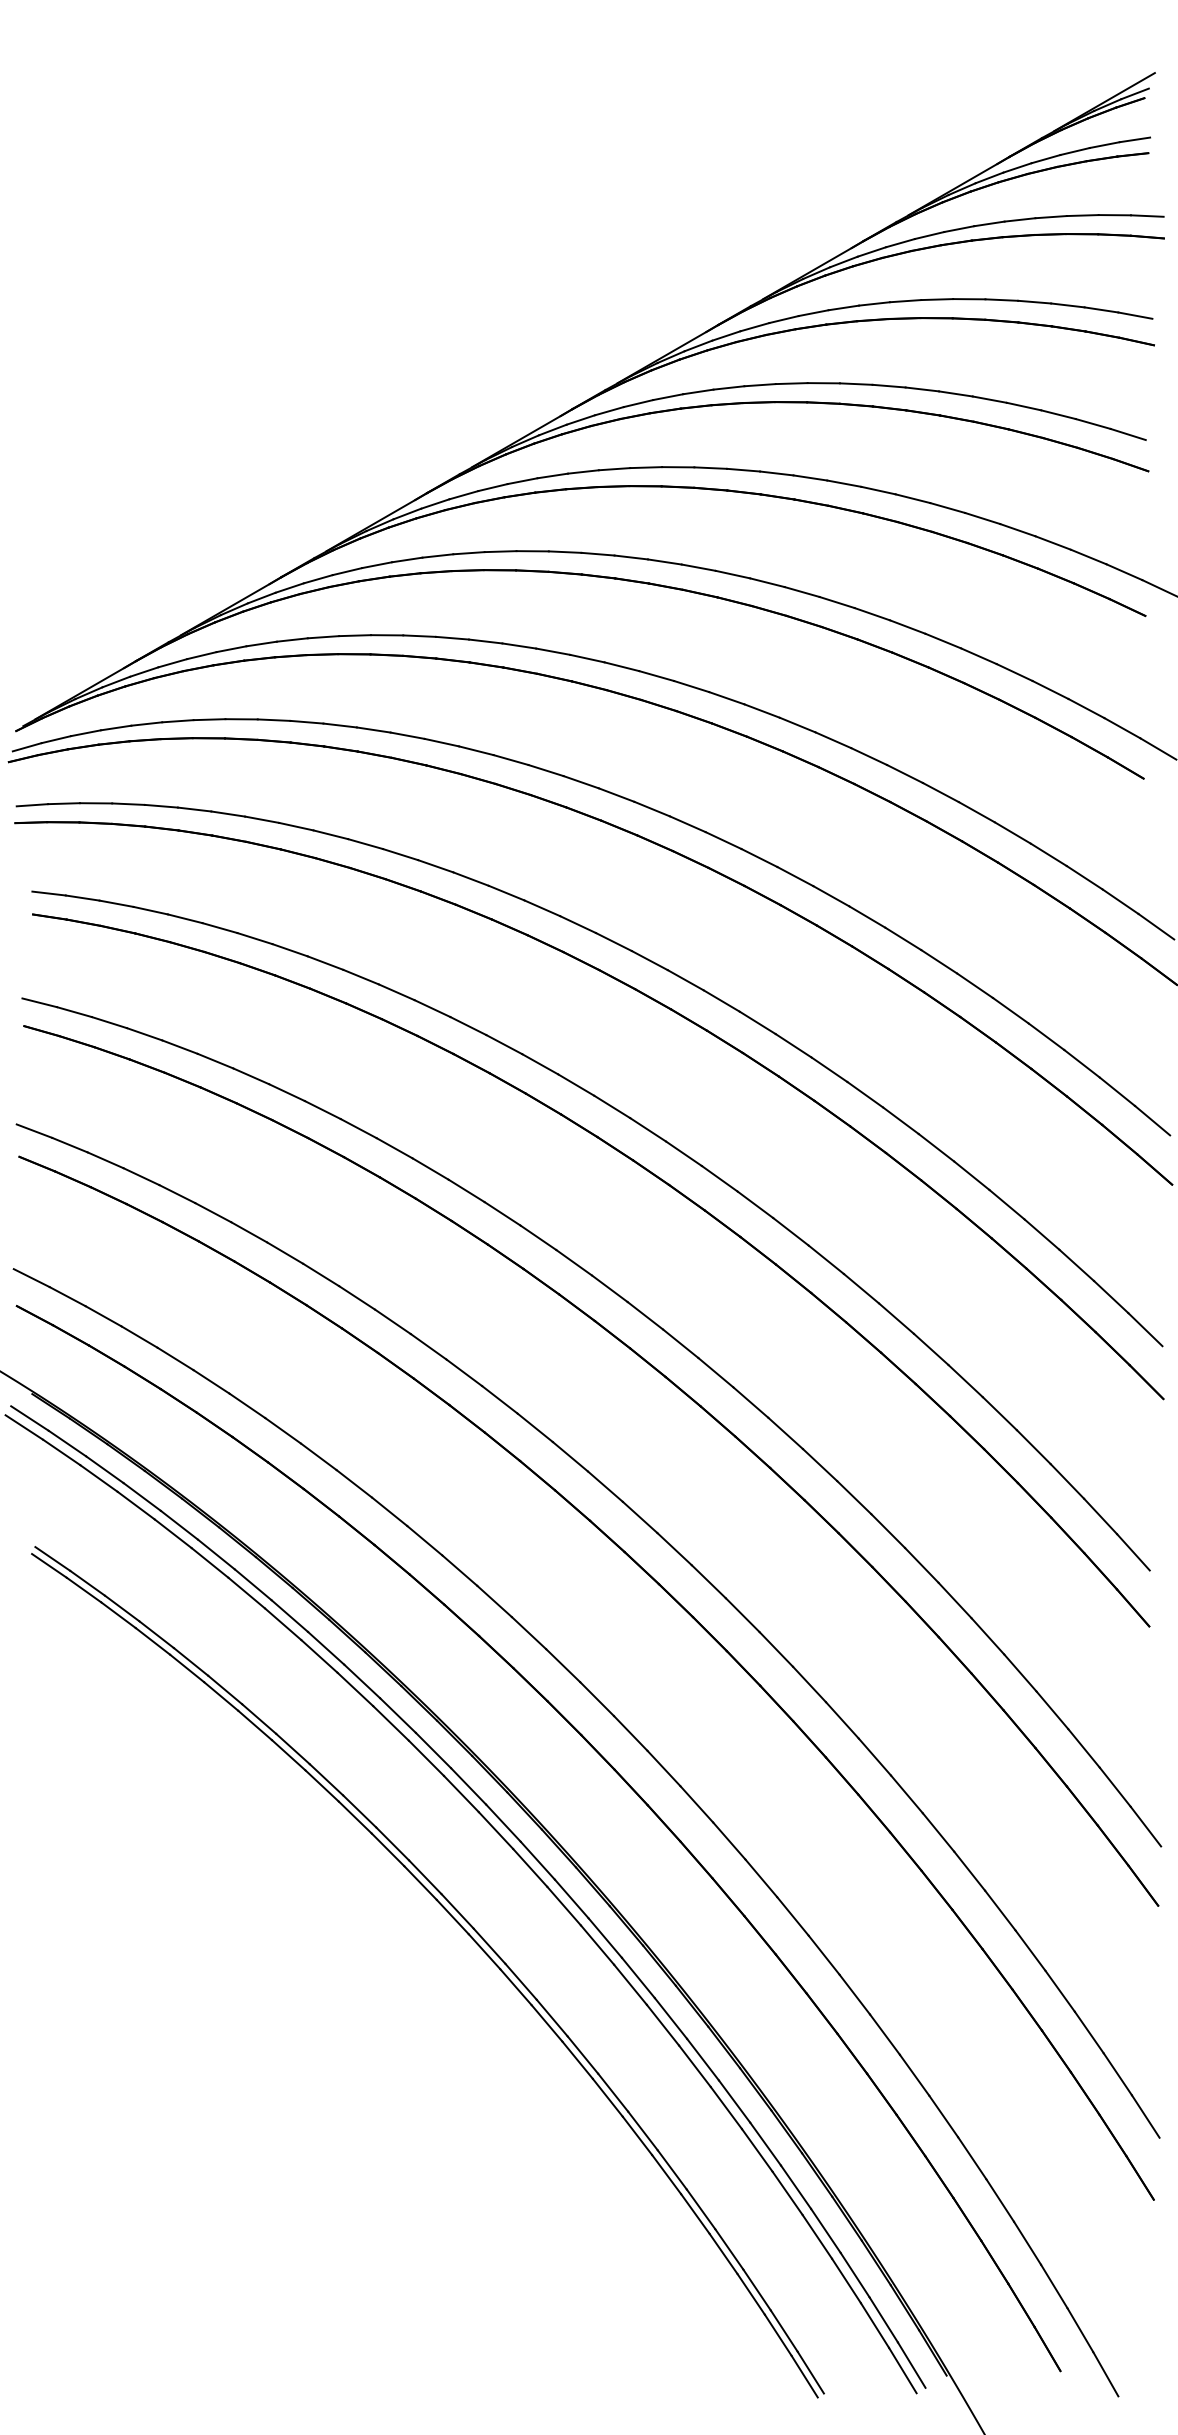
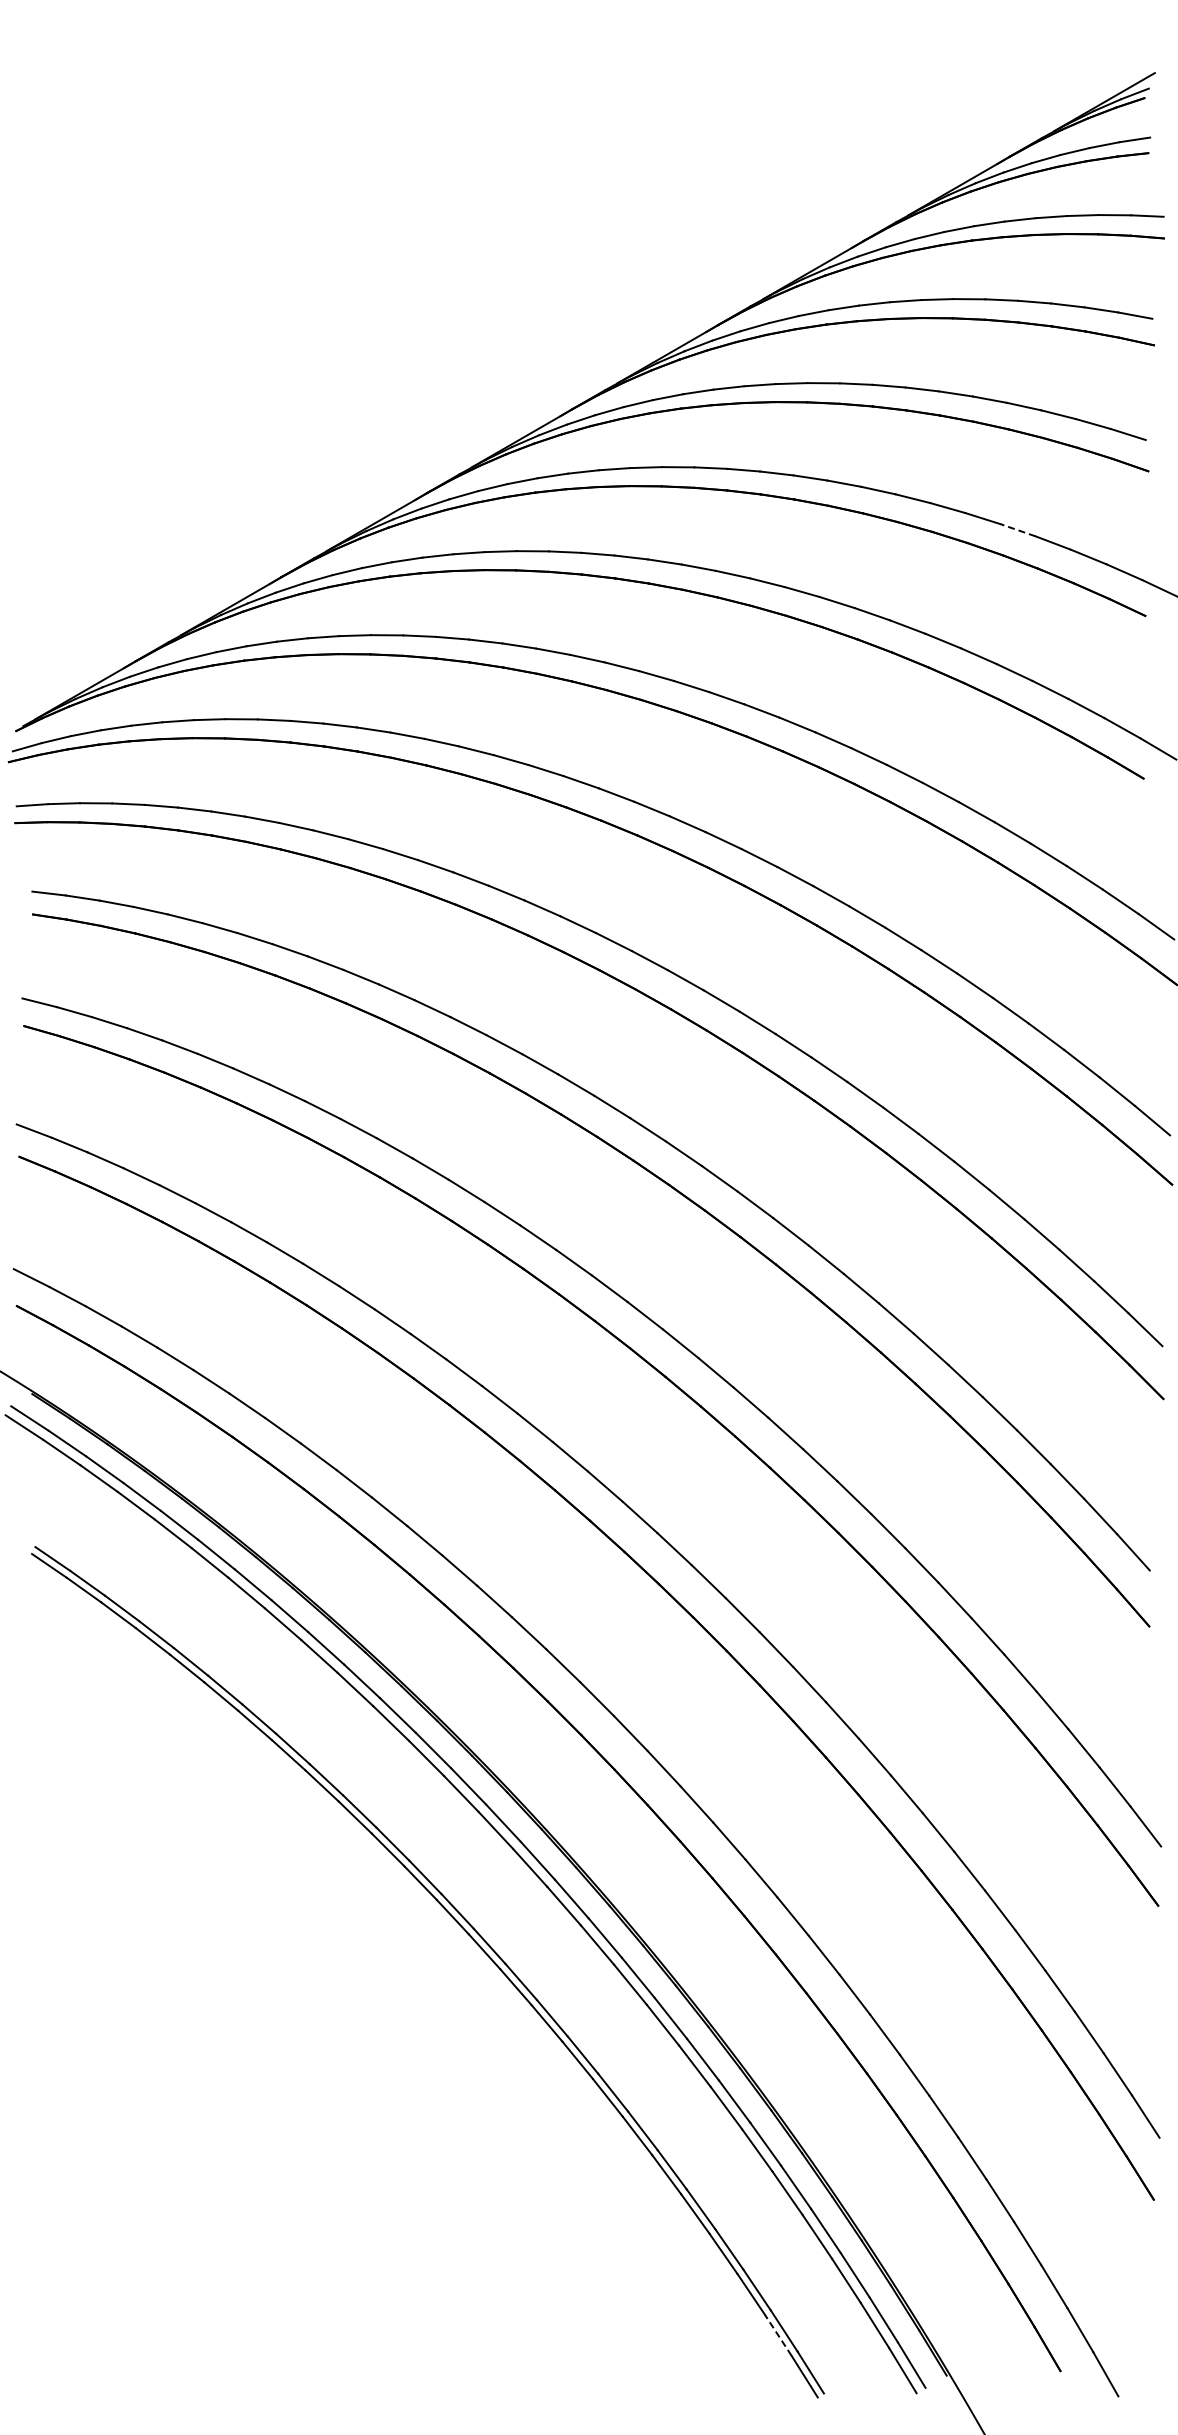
line: solid -> dashed (1017, 530)
line: solid -> dashed (778, 2335)
